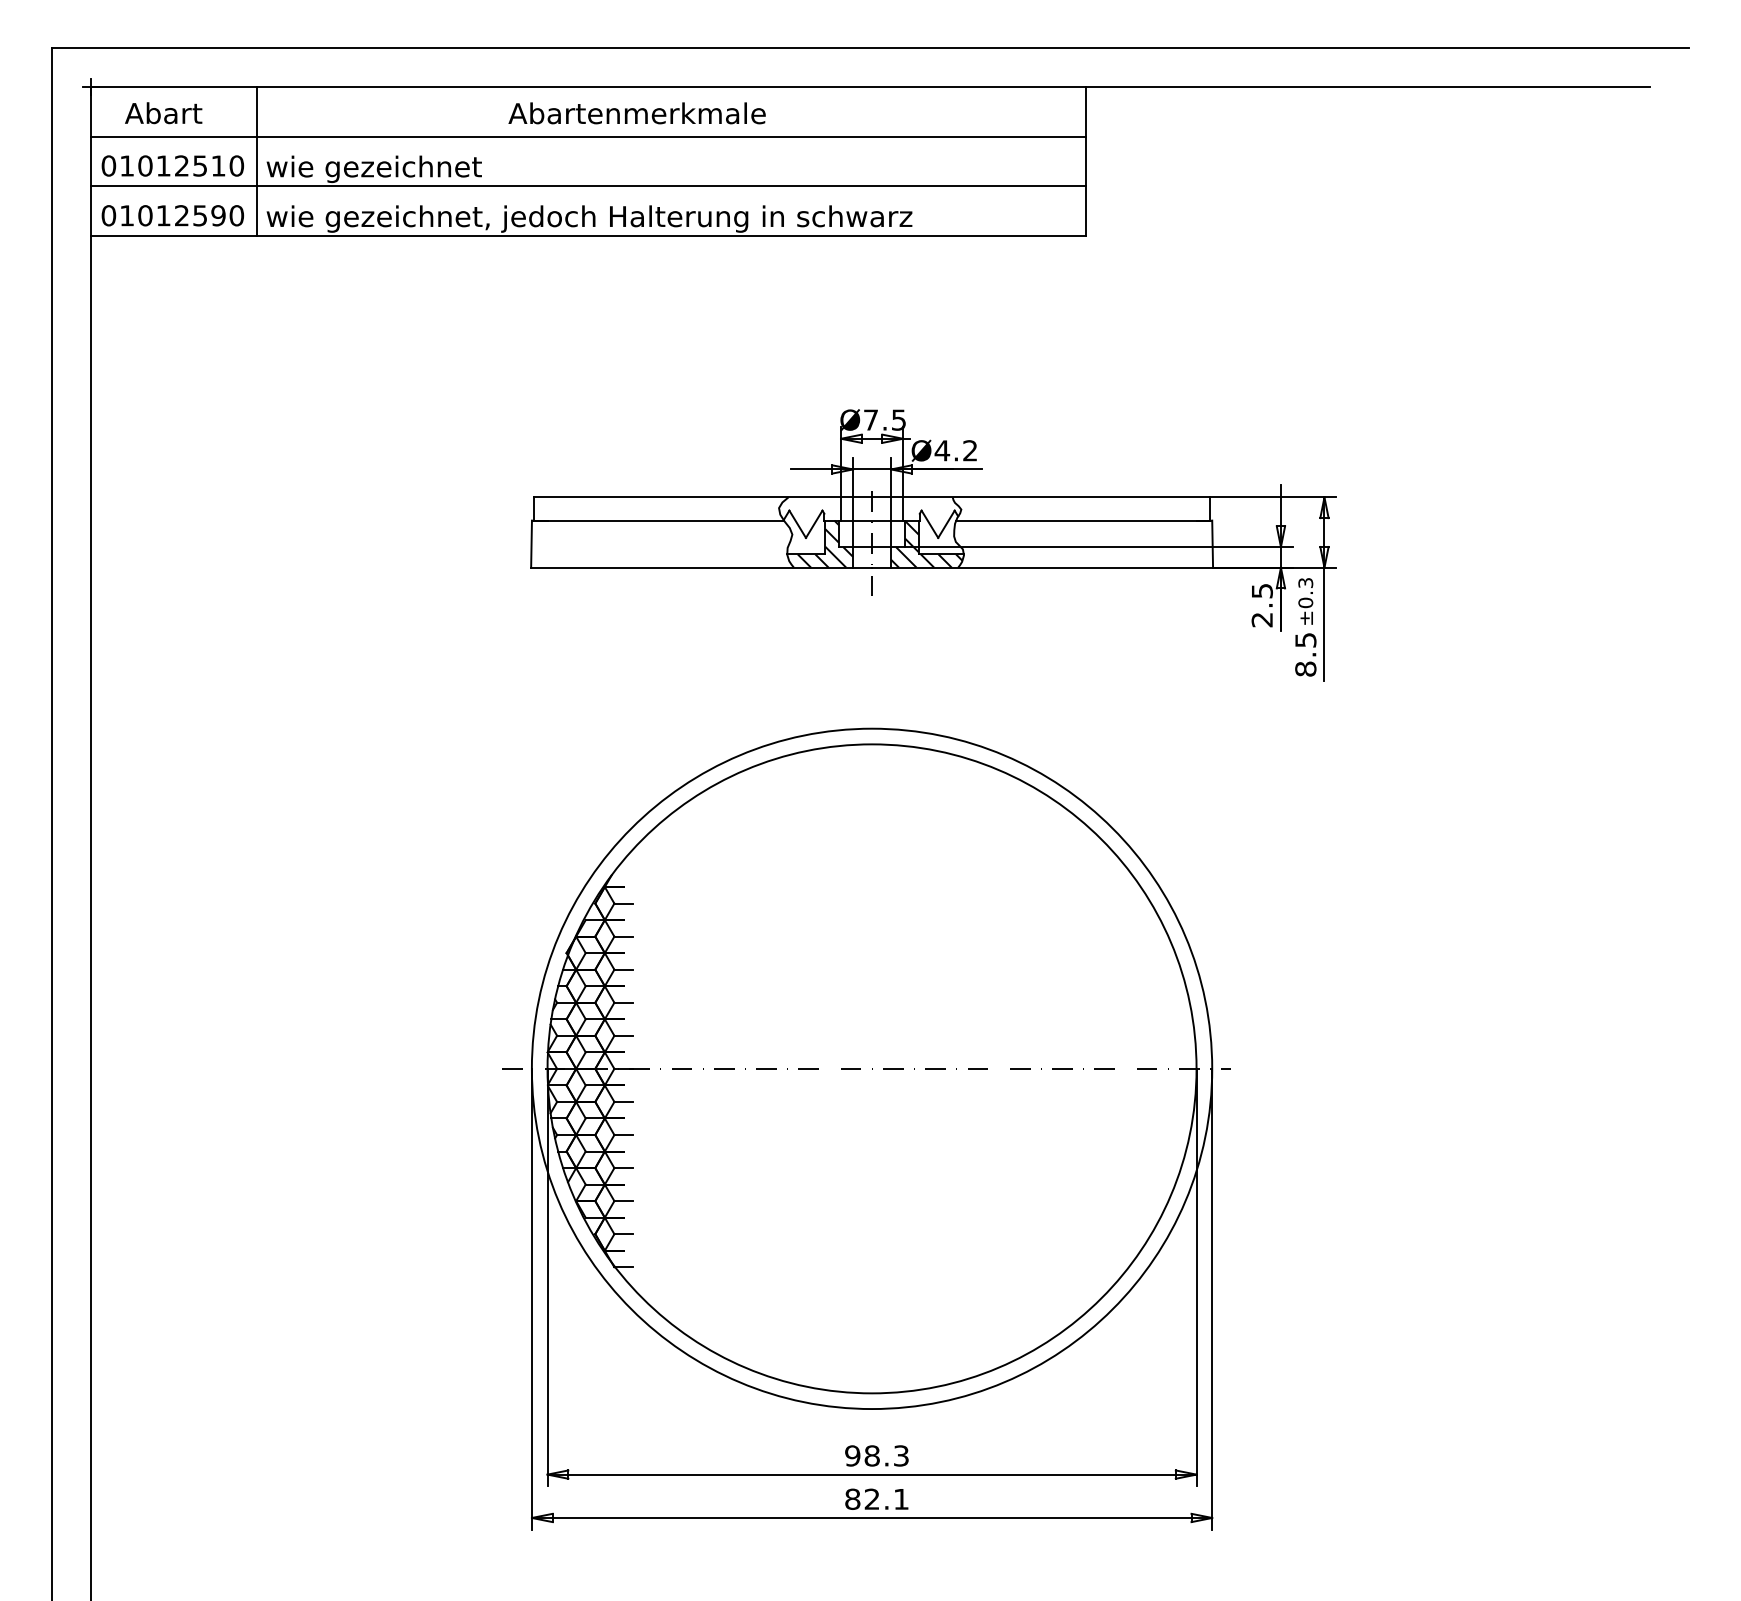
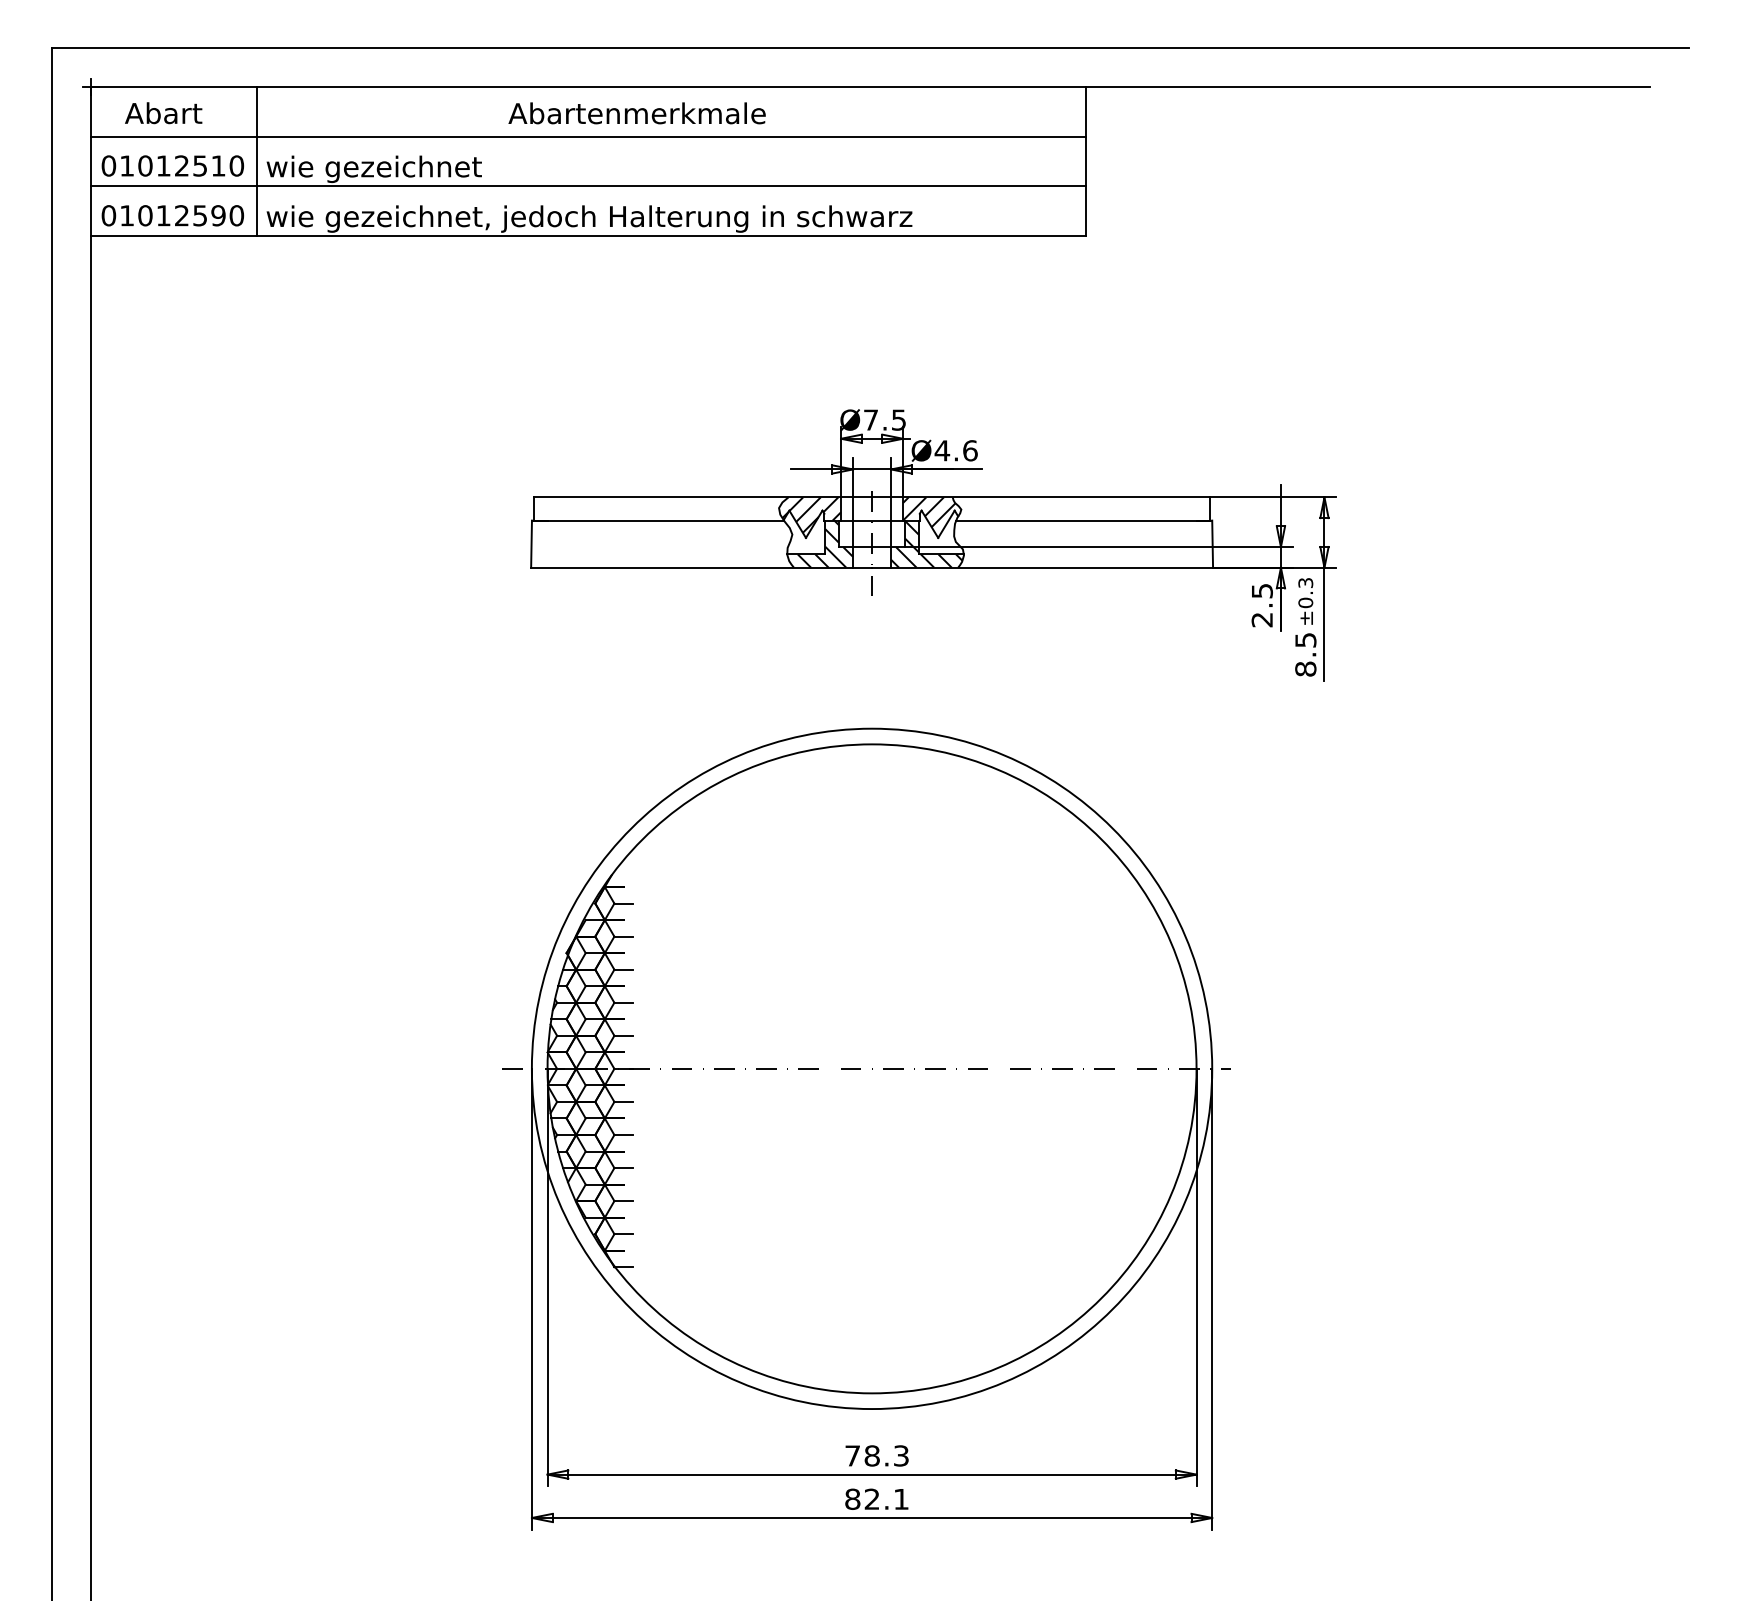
text: Ø4.2 -> Ø4.6 (970, 450)
hatch: none -> present (929, 512)
hatch: none -> present (811, 514)
text: 98.3 -> 78.3 (852, 1455)
